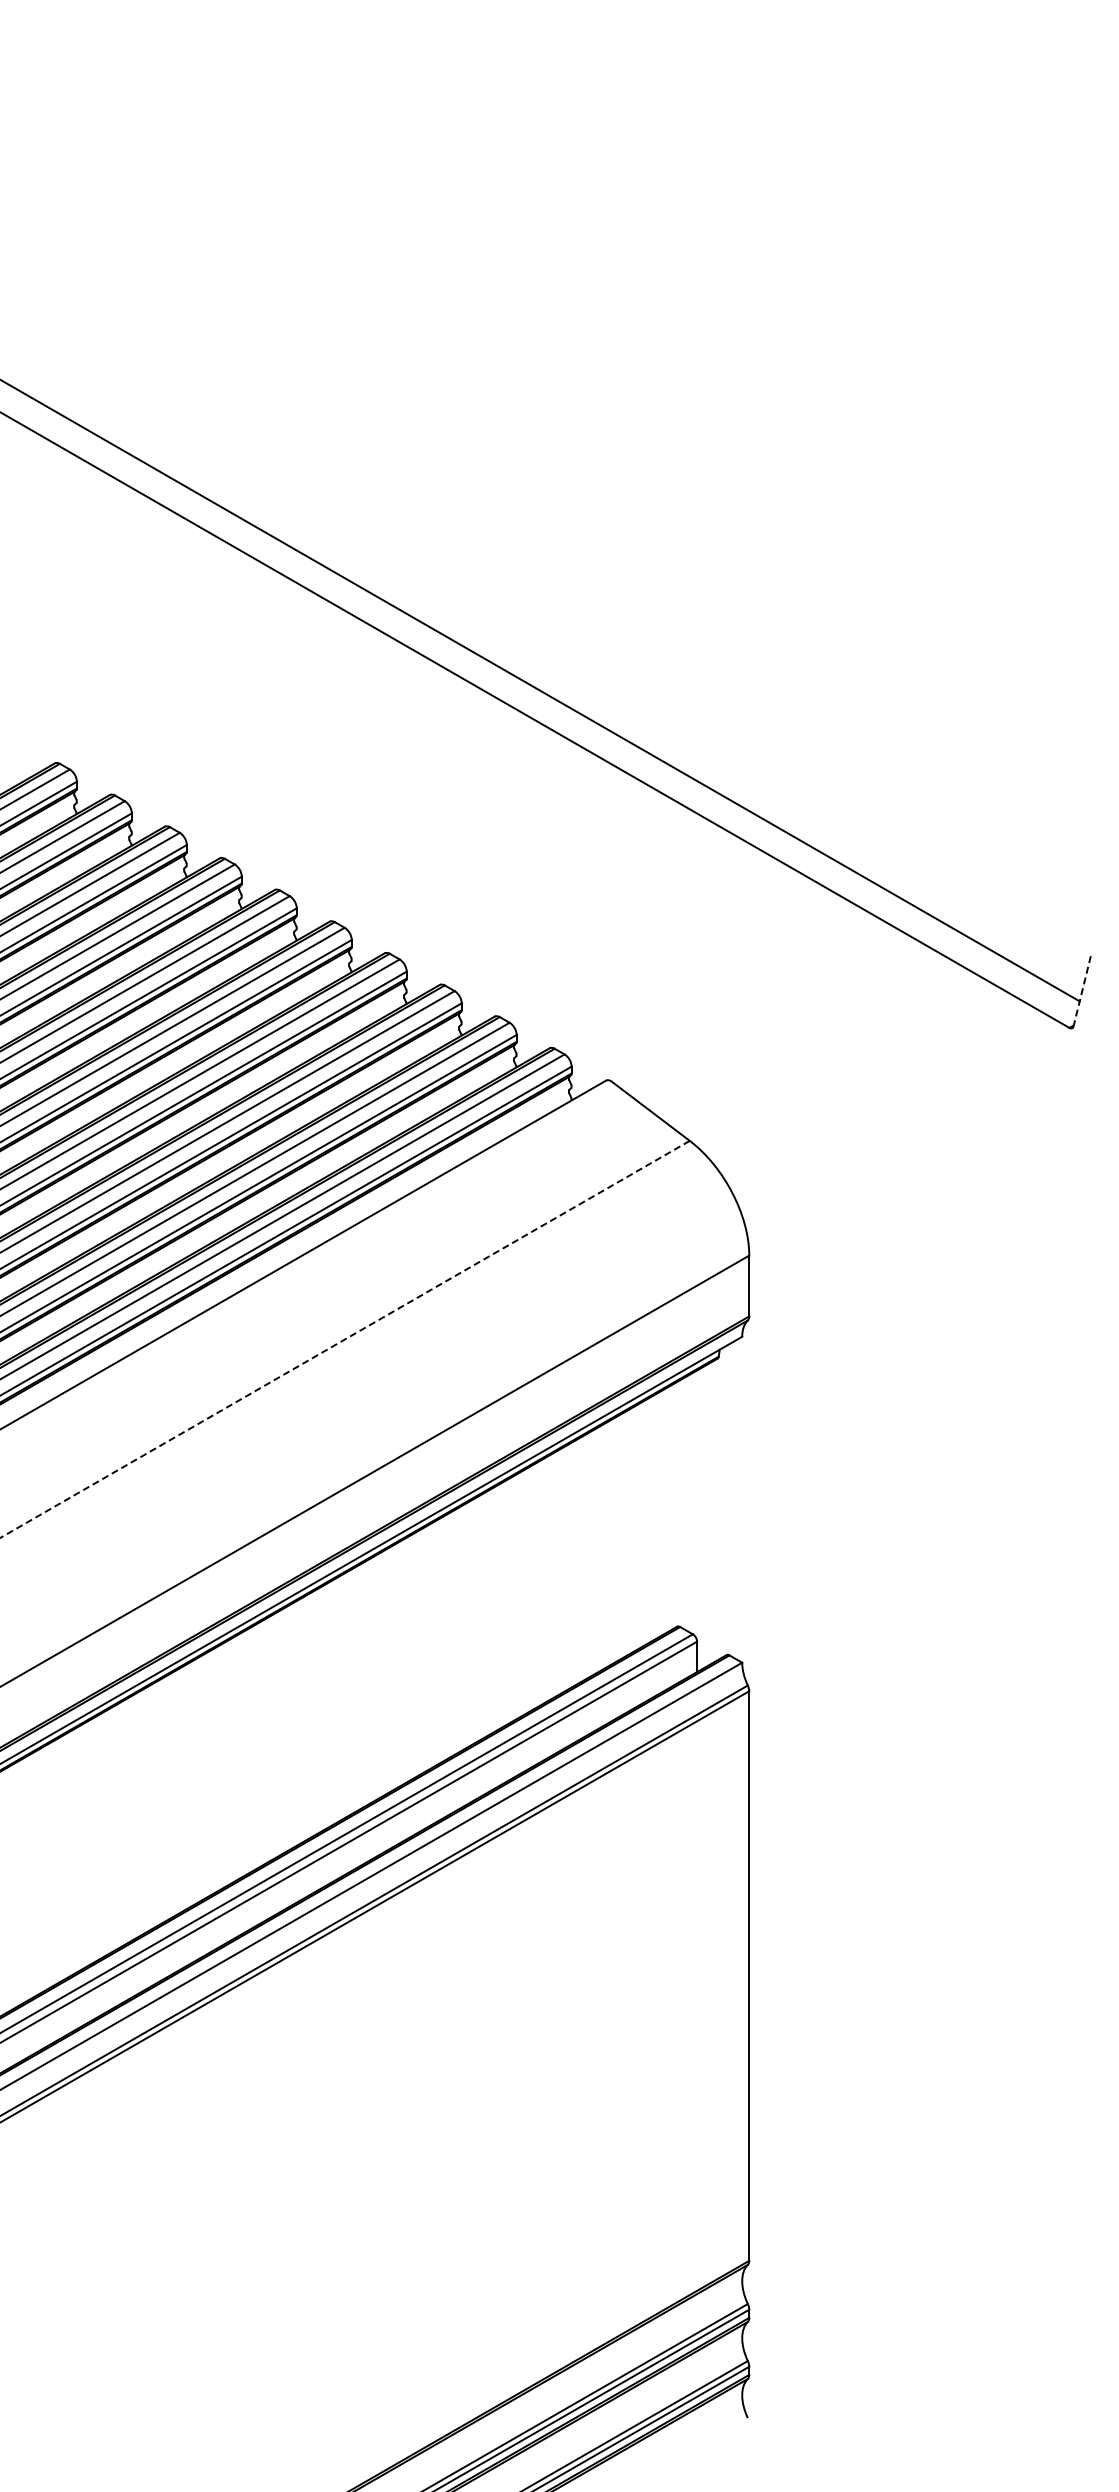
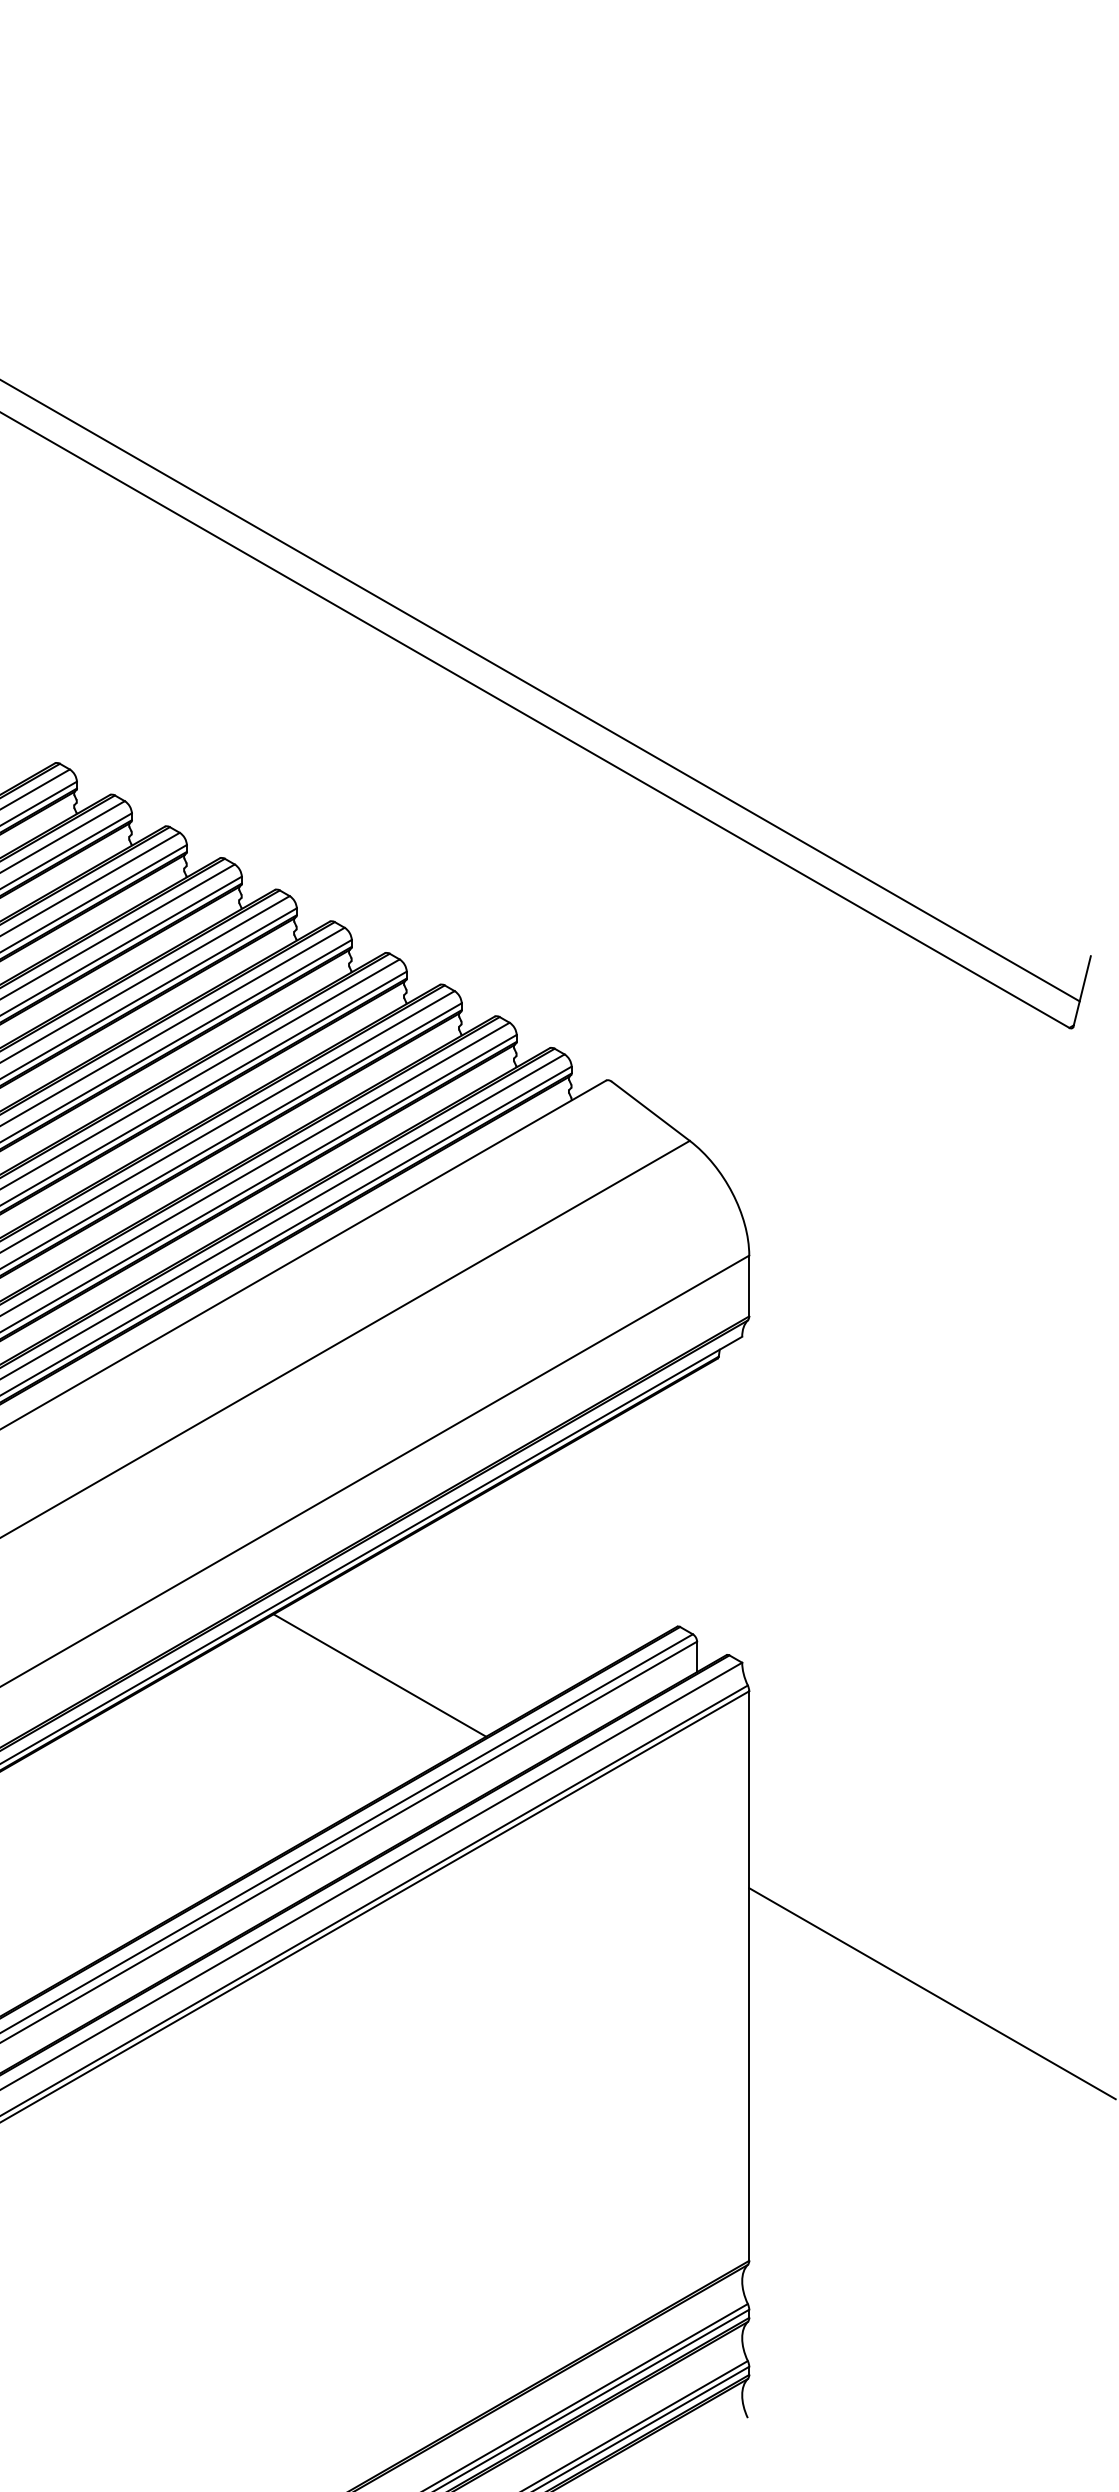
line: dashed -> solid (1082, 991)
line: dashed -> solid (345, 1339)
line: none -> present (379, 1675)
line: none -> present (932, 1993)
